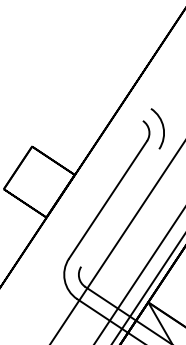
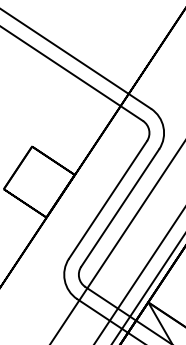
line: none -> present (76, 59)
line: none -> present (72, 73)
line: none -> present (120, 207)
